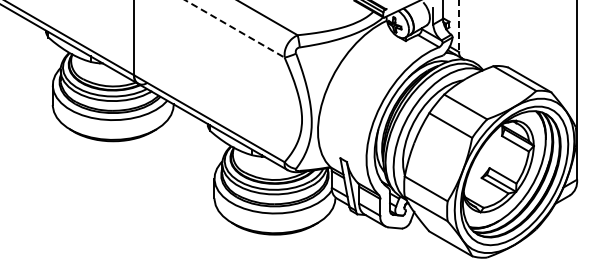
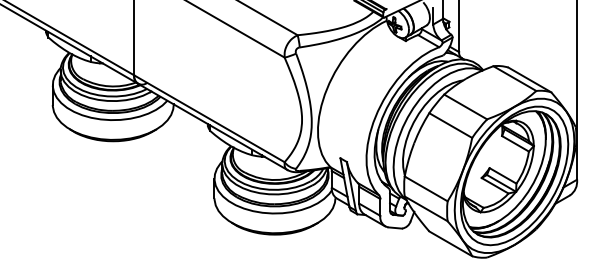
line: dashed -> solid (459, 26)
line: dashed -> solid (235, 29)
